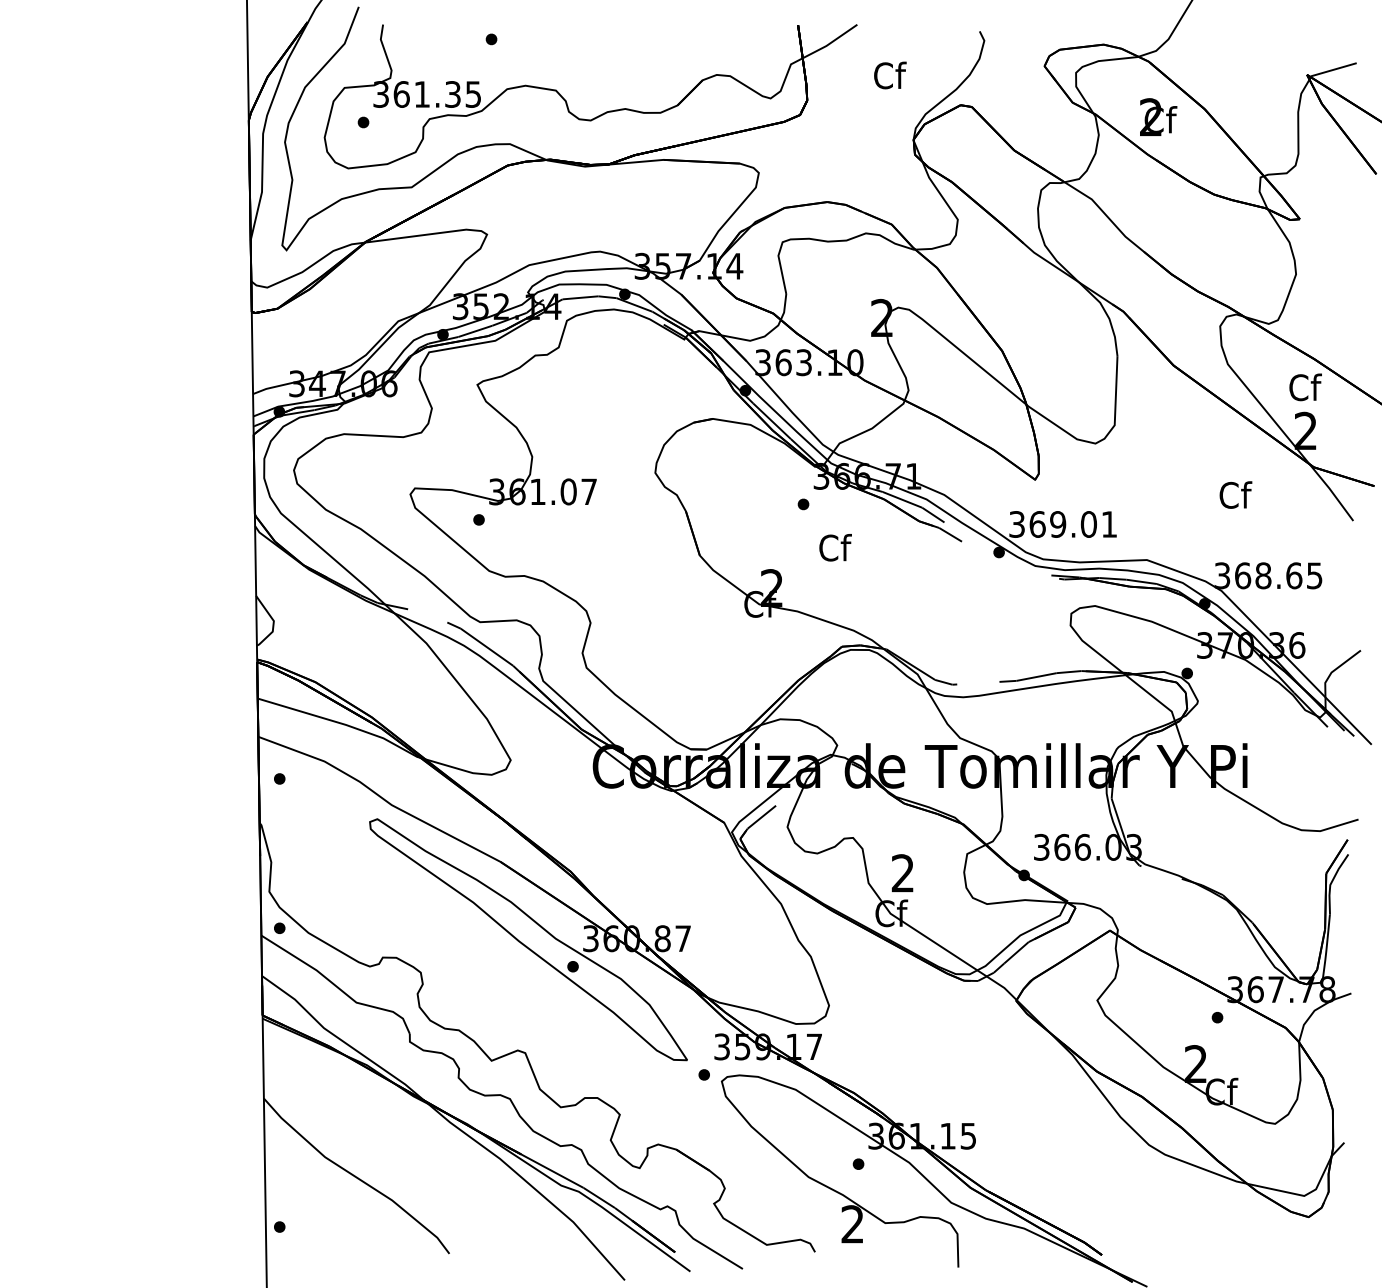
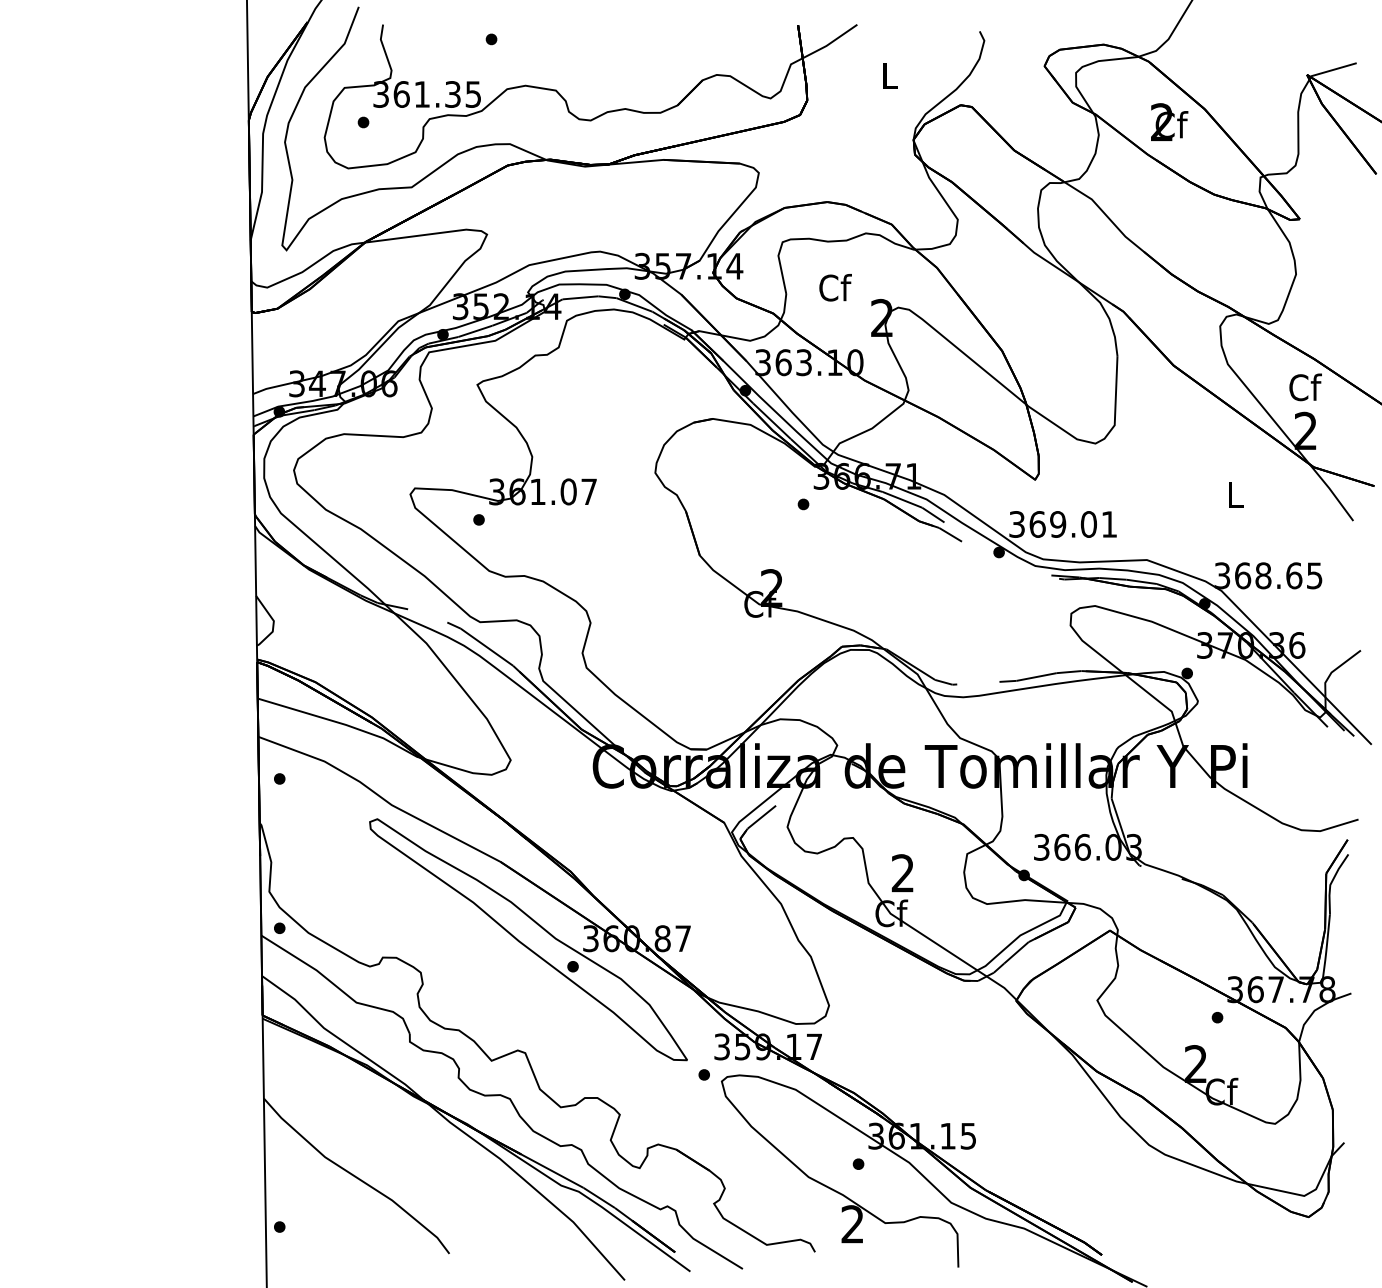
text: Cf -> L (890, 75)
text position: (1158, 116) -> (1169, 121) (1169, 121)
text: Cf -> L (1235, 494)
text position: (835, 547) -> (835, 287) (835, 287)
